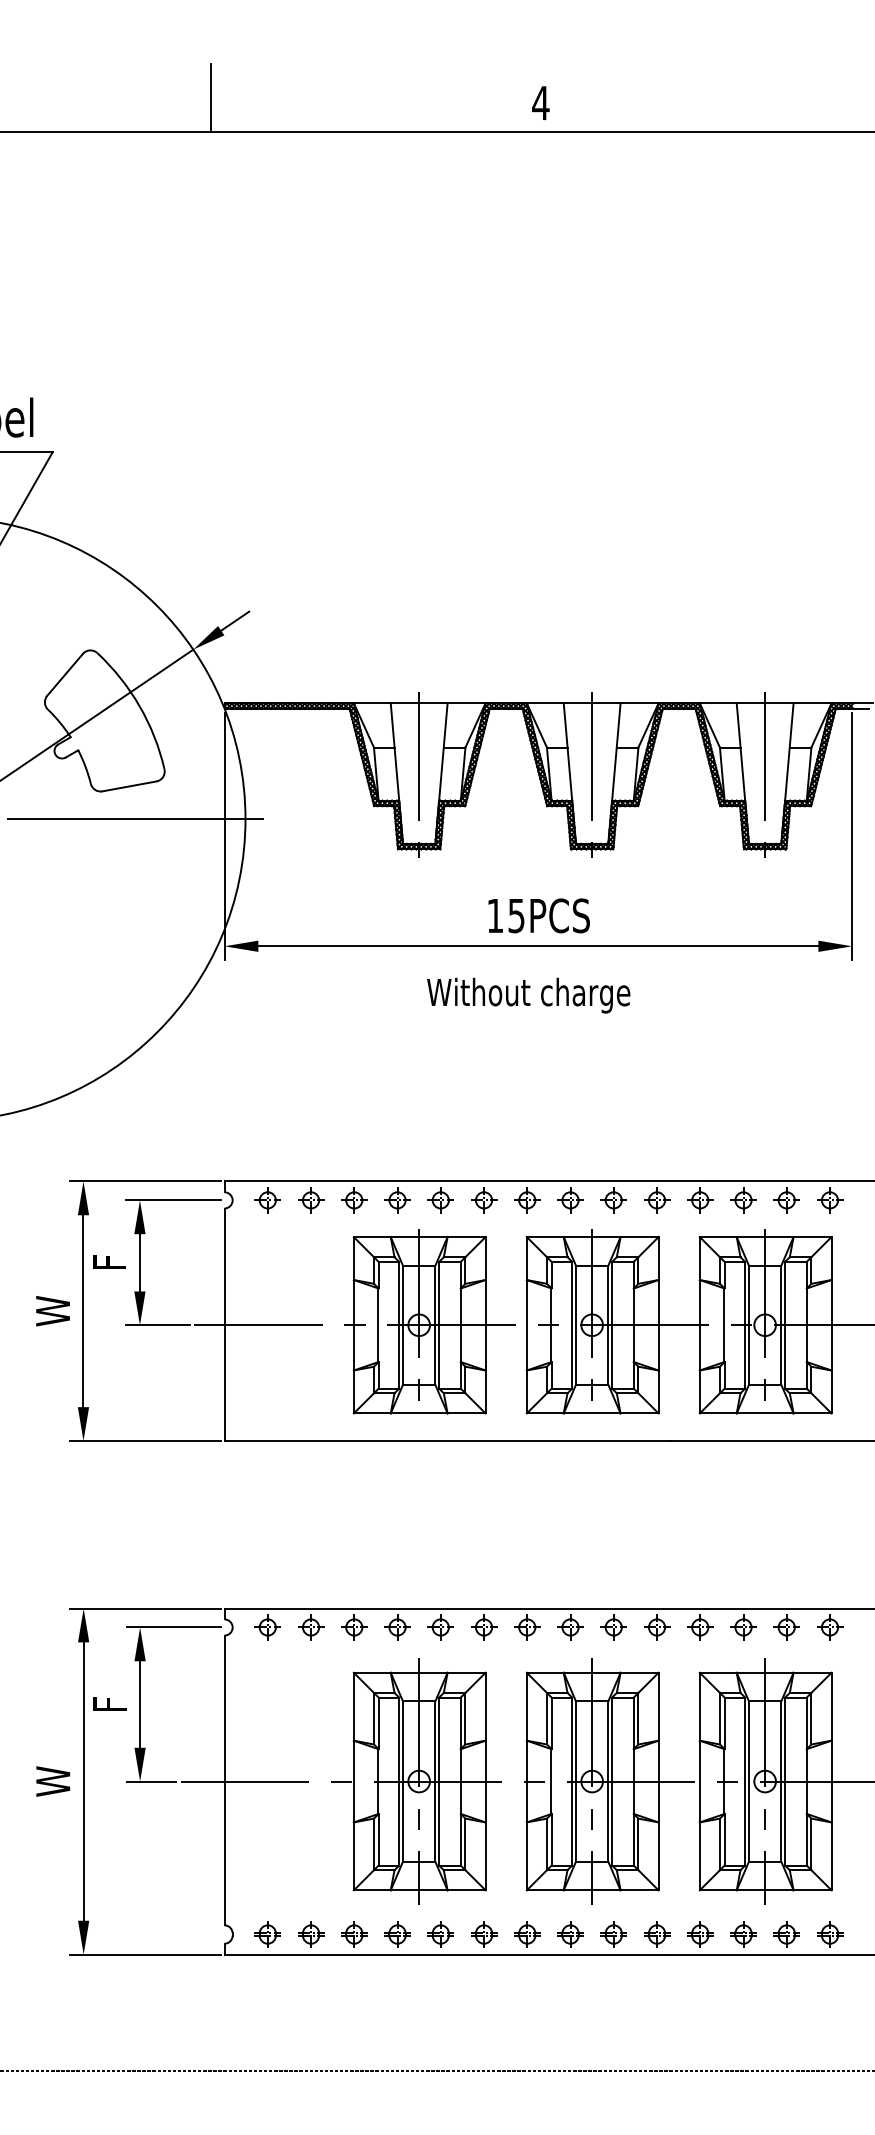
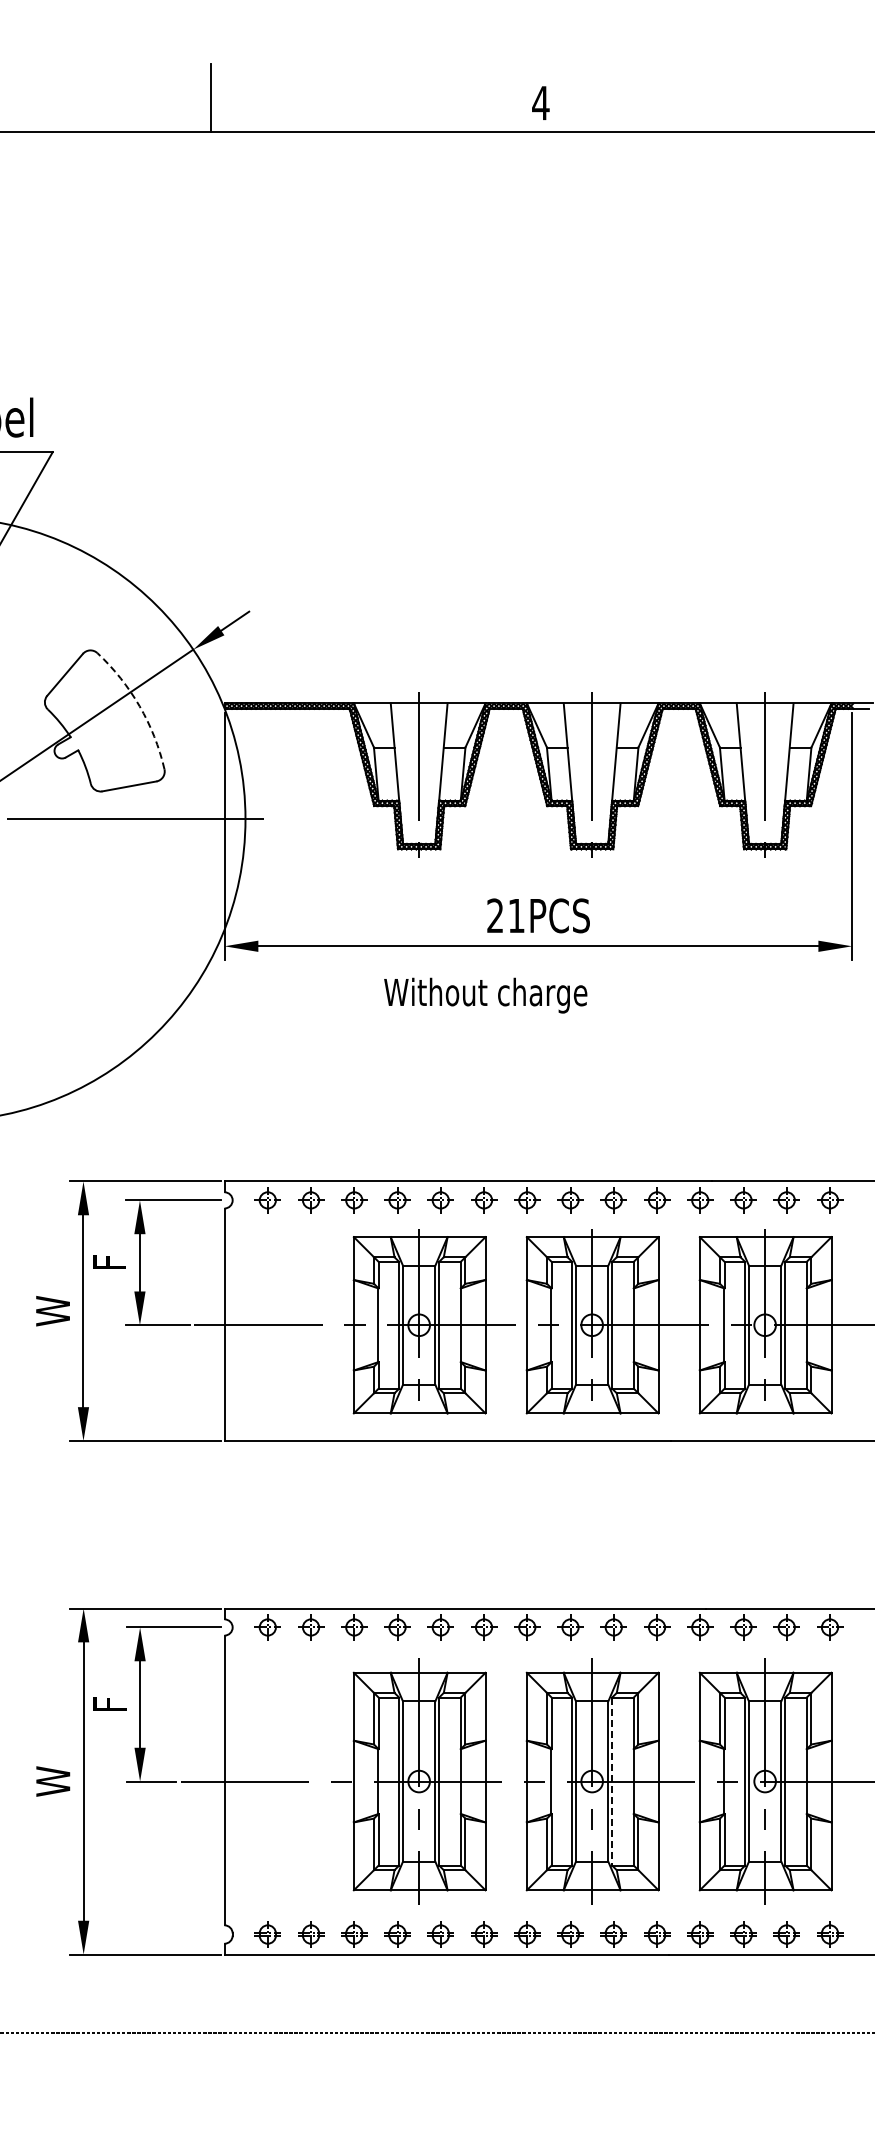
arc: solid -> dashed (139, 706)
text: 15PCS -> 21PCS (505, 915)
text position: (528, 995) -> (485, 995) (485, 995)
line: solid -> dashed (612, 1782)
line position: (436, 2070) -> (436, 2032) (436, 2032)
